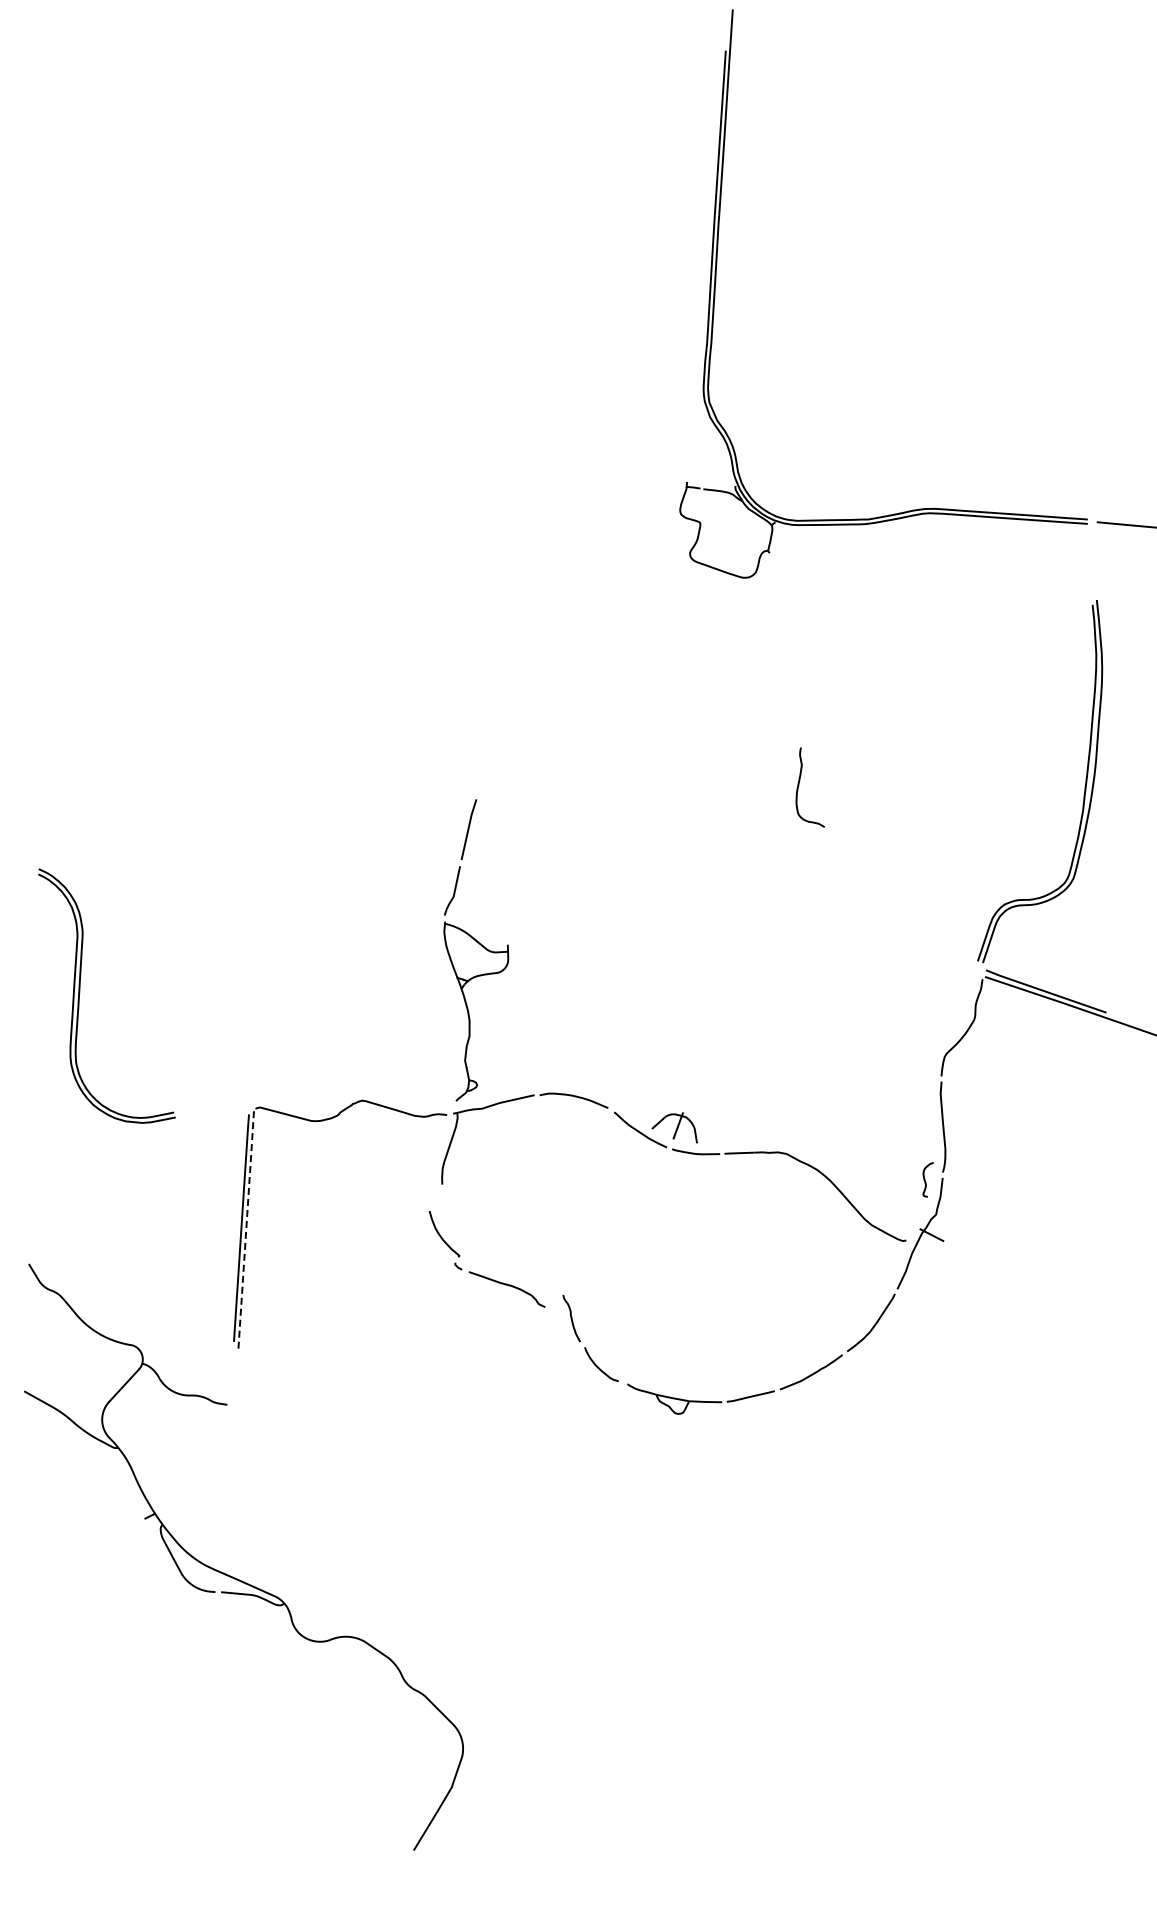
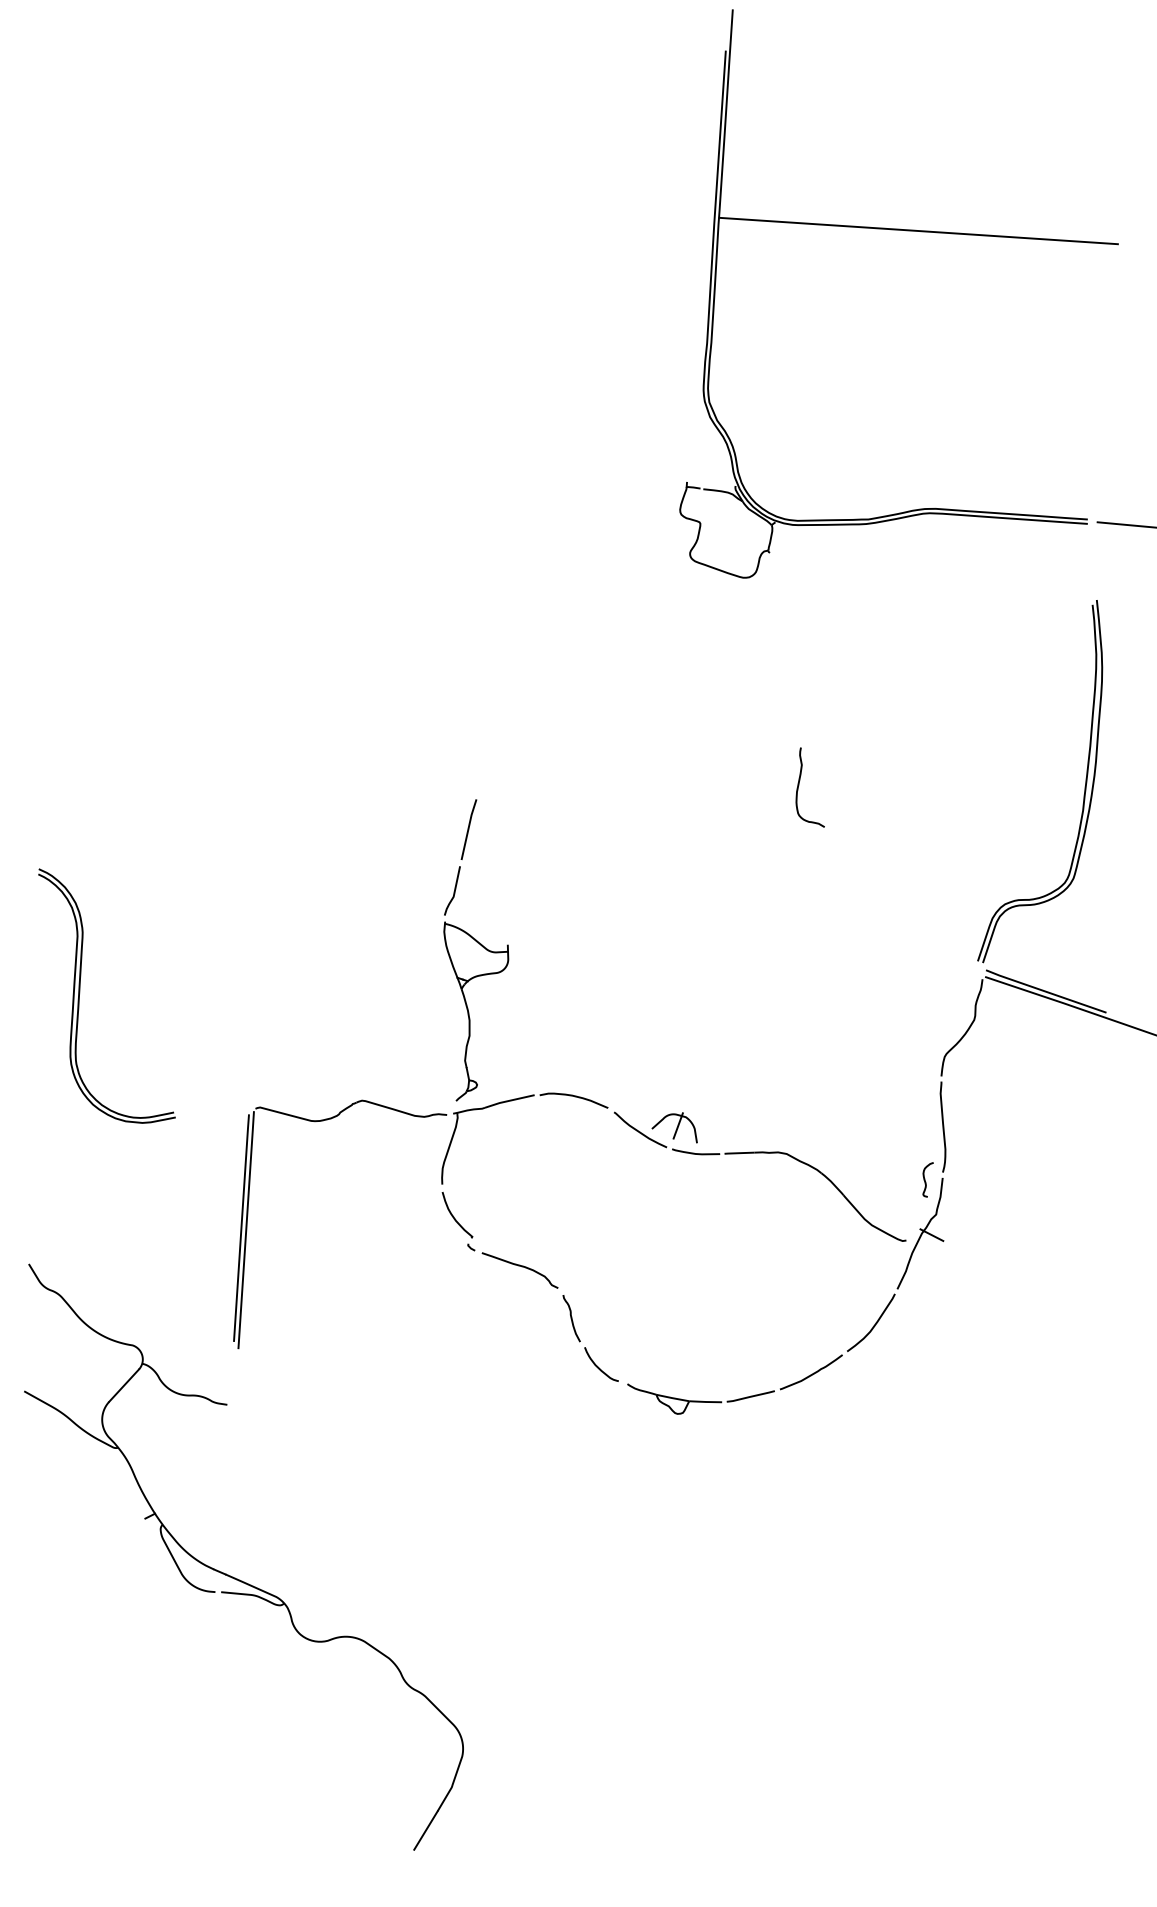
line: none -> present (918, 230)
line: dashed -> solid (246, 1229)
part position: (482, 1275) -> (495, 1256) (495, 1256)
